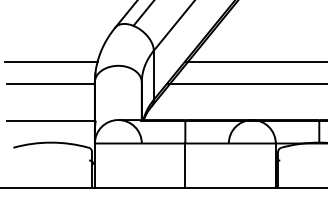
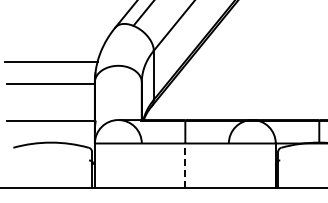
line: present -> none (254, 61)
line: present -> none (245, 83)
line: solid -> dashed (185, 165)
